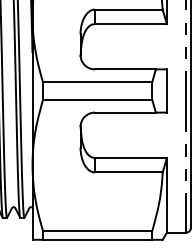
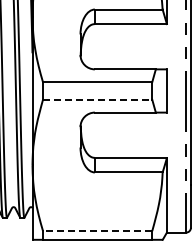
line: solid -> dashed (97, 99)
line: solid -> dashed (97, 231)
